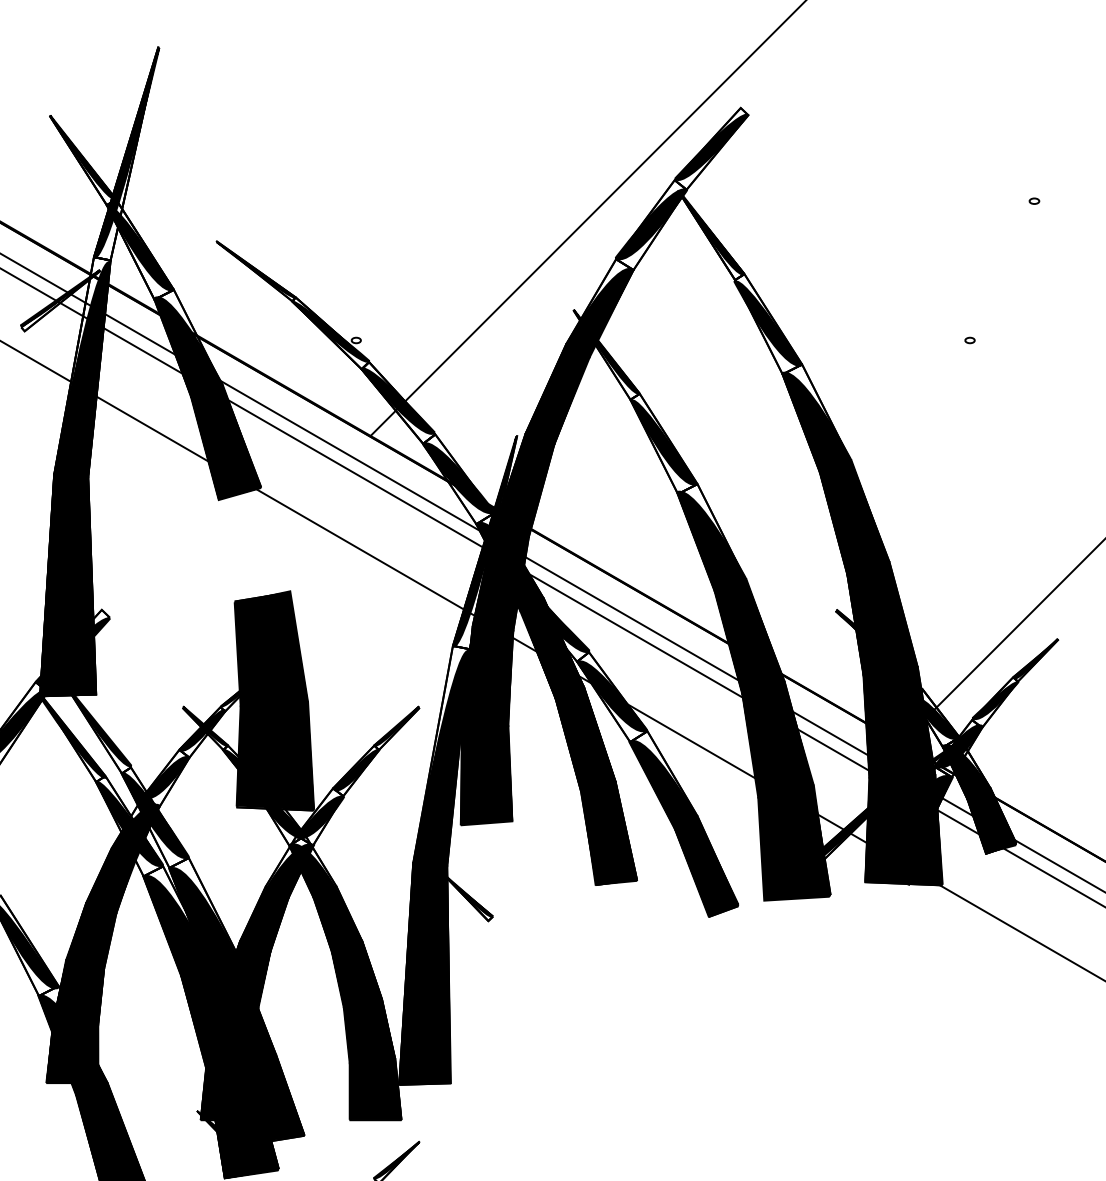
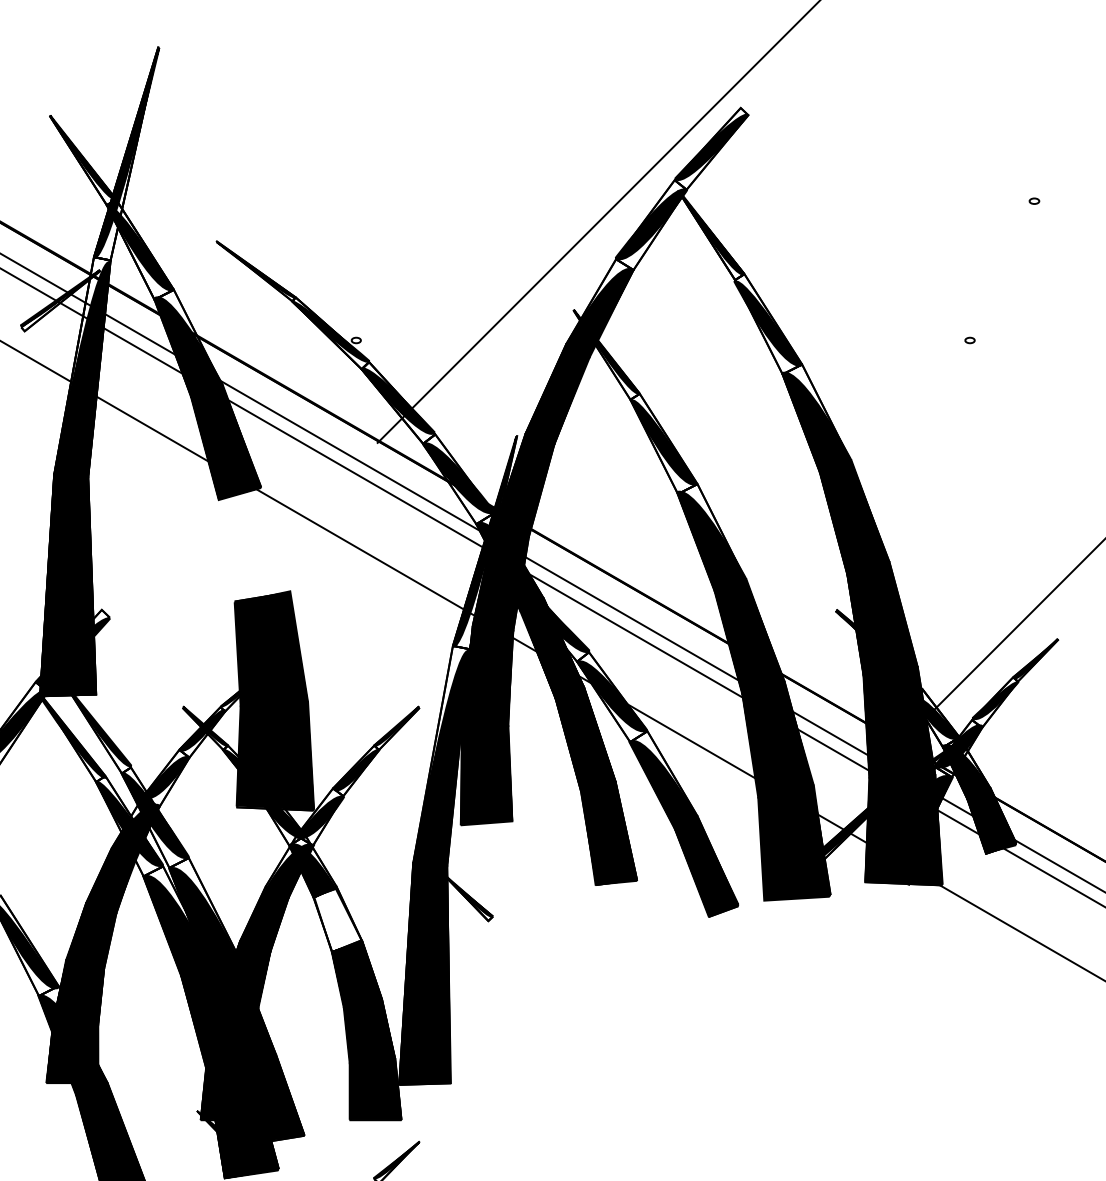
line position: (587, 218) -> (597, 222) (597, 222)
fill: present -> none (337, 920)
